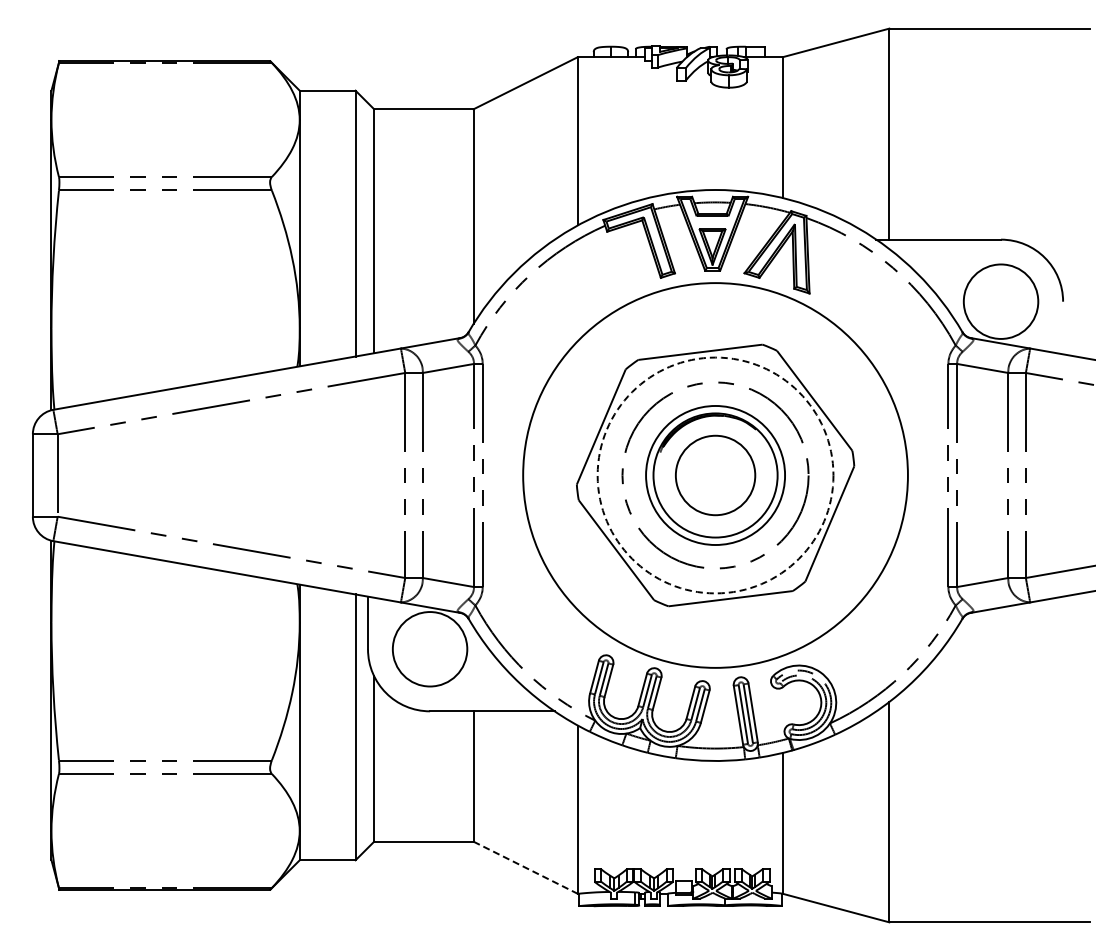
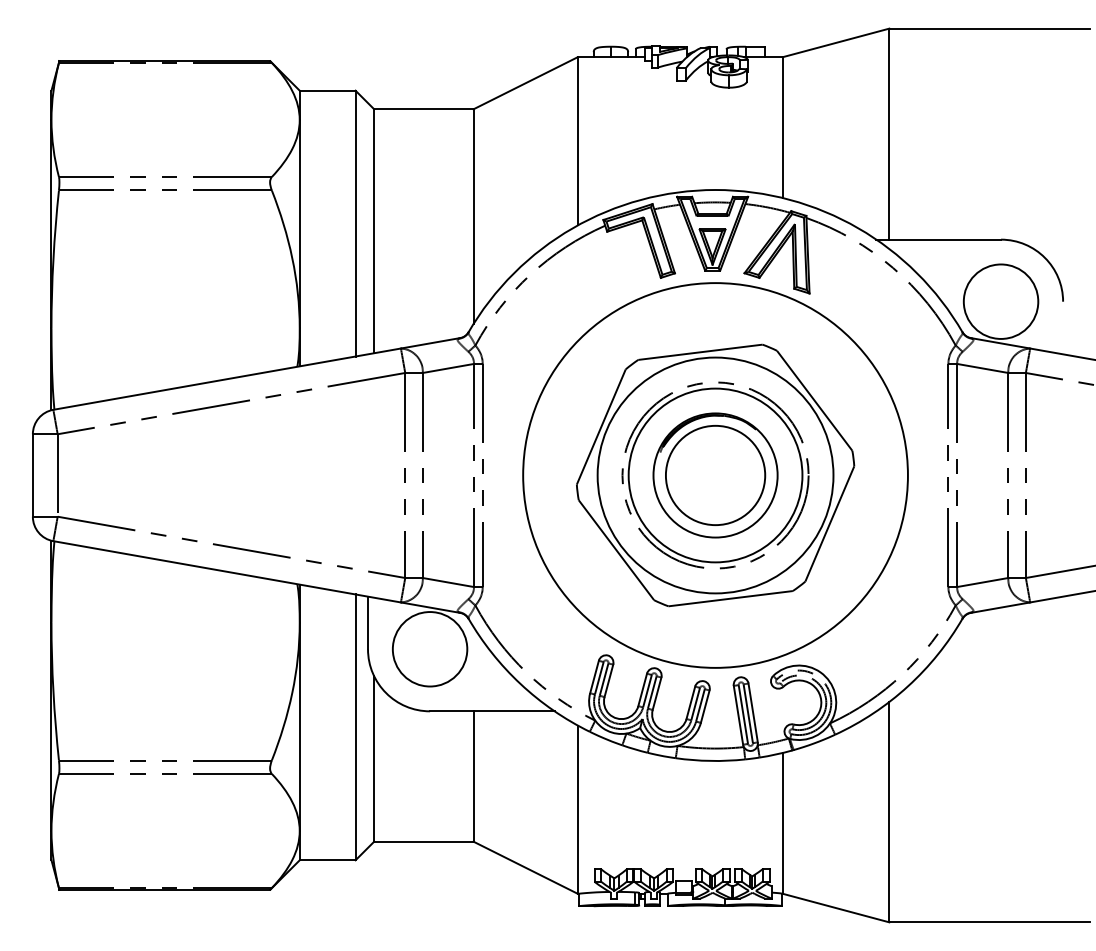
circle diameter: 139 px -> 174 px (715, 475)
circle diameter: 79 px -> 99 px (715, 475)
circle: dashed -> solid (715, 475)
line: dashed -> solid (526, 867)
